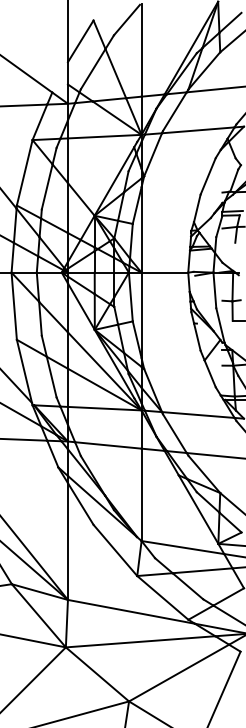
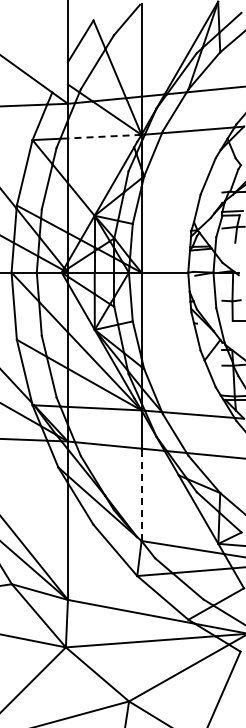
line: solid -> dashed (104, 136)
line: solid -> dashed (141, 494)
